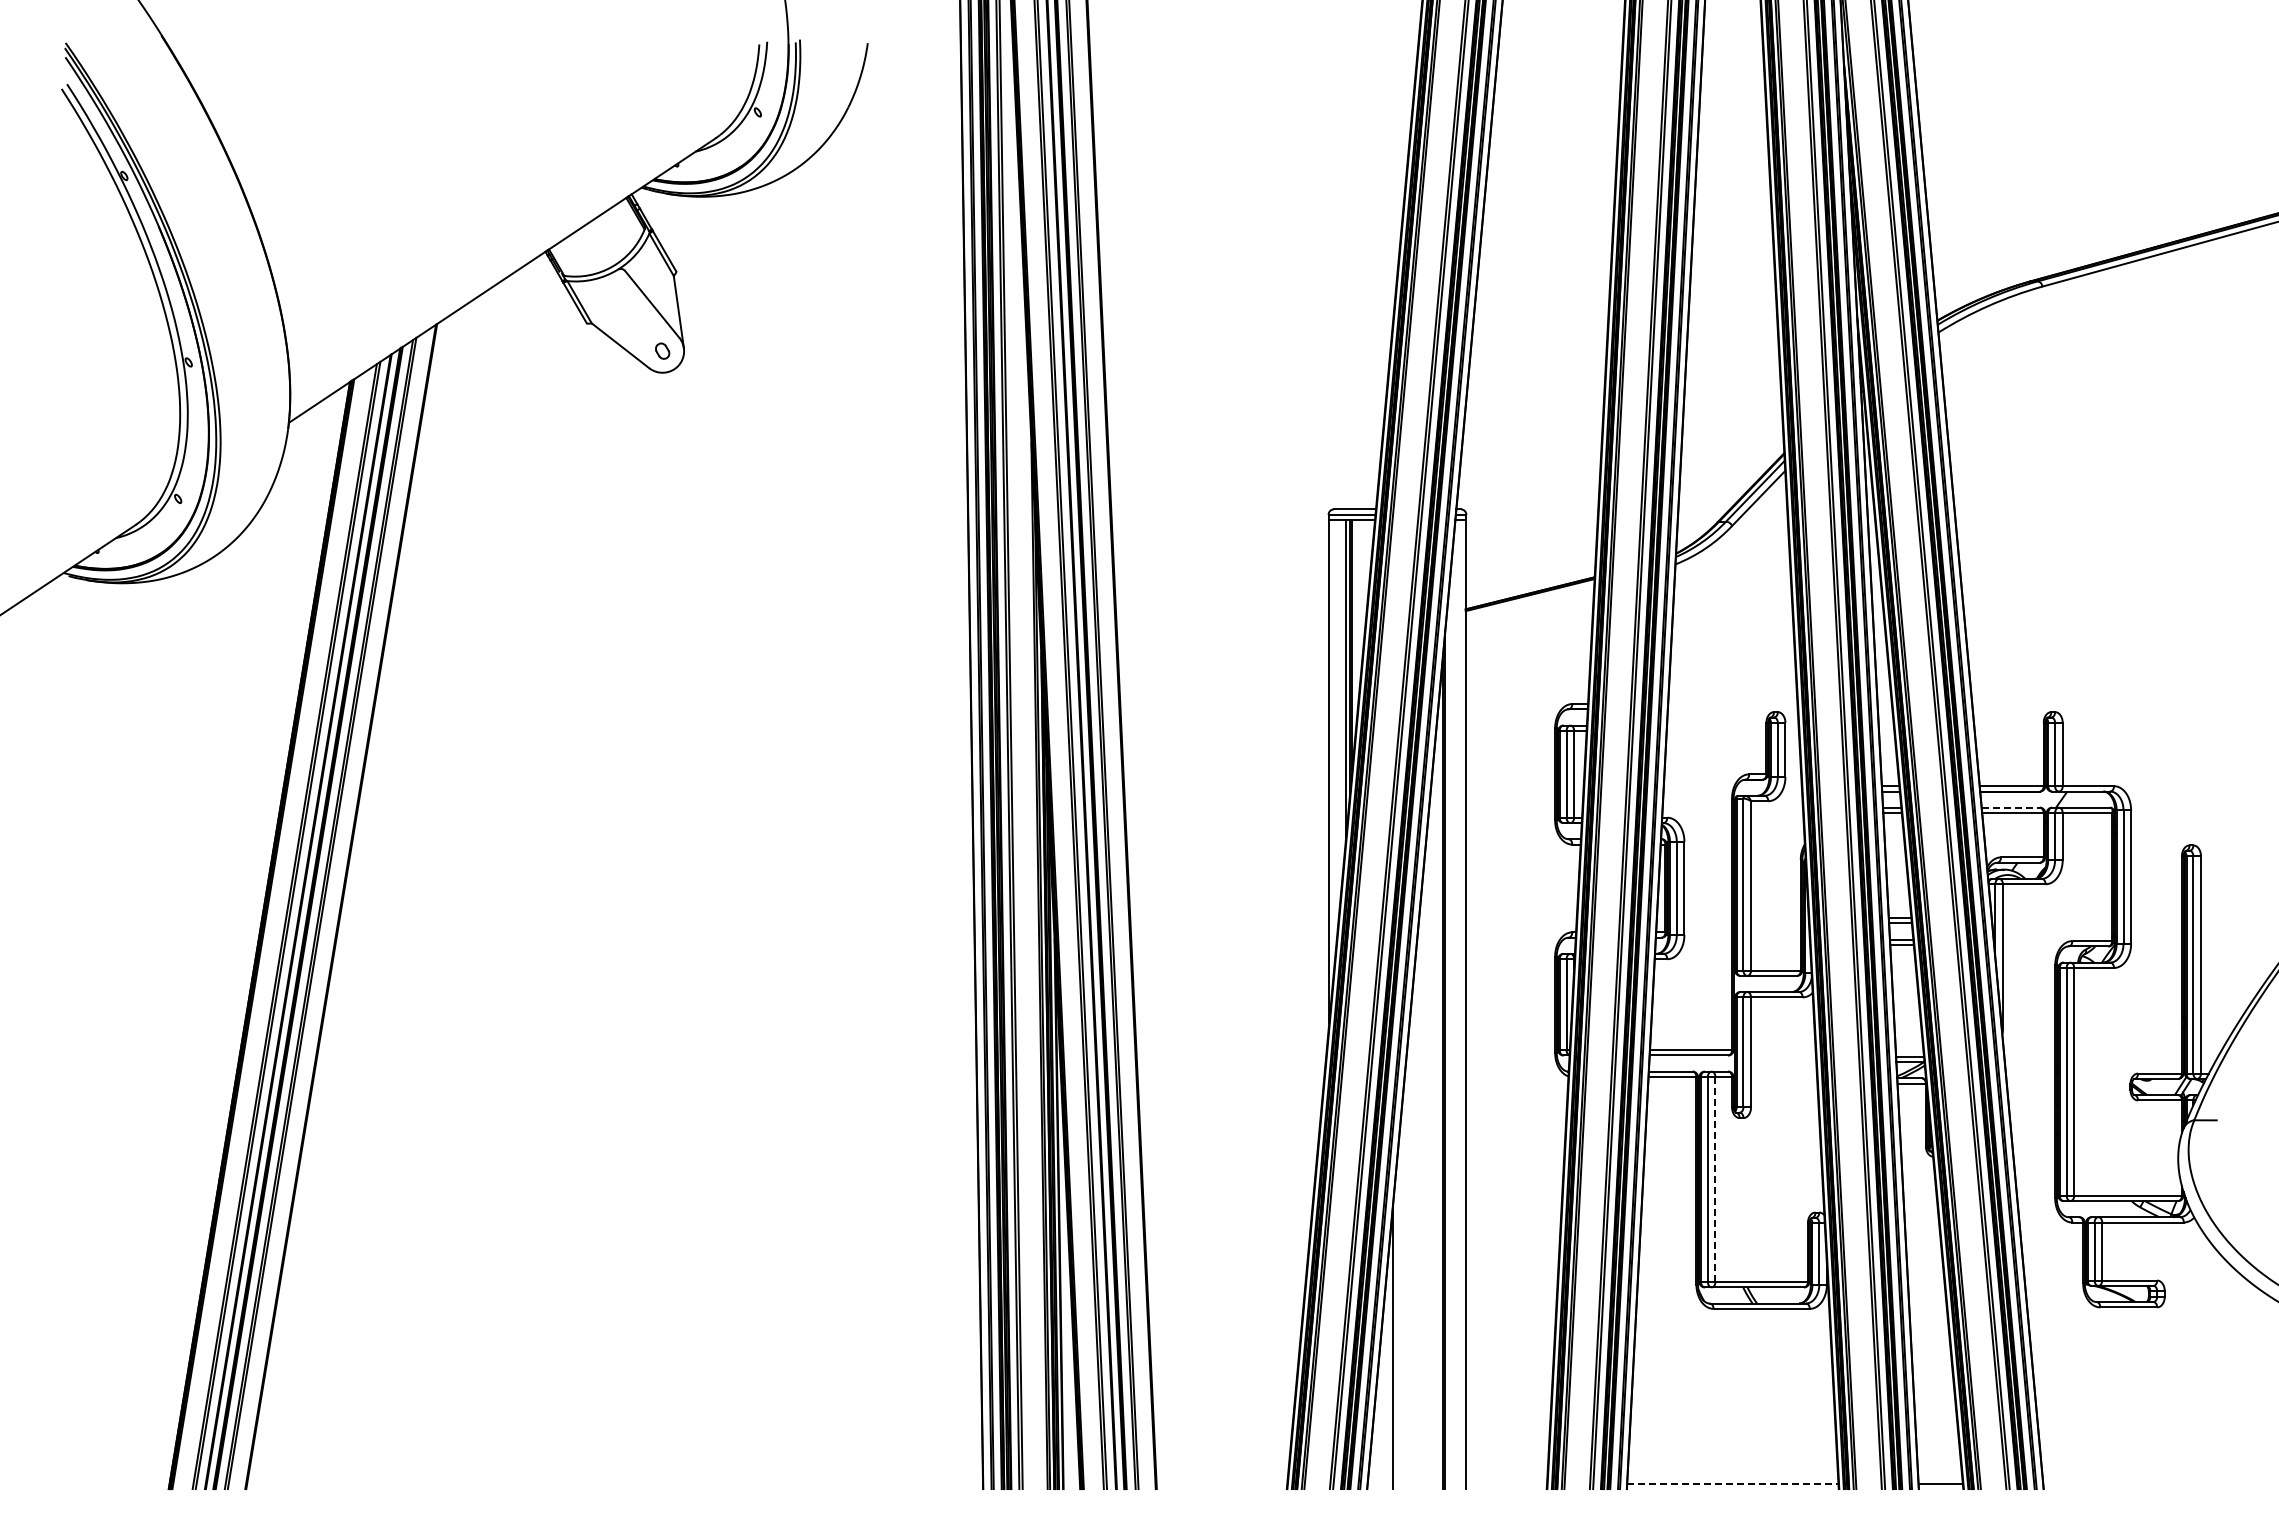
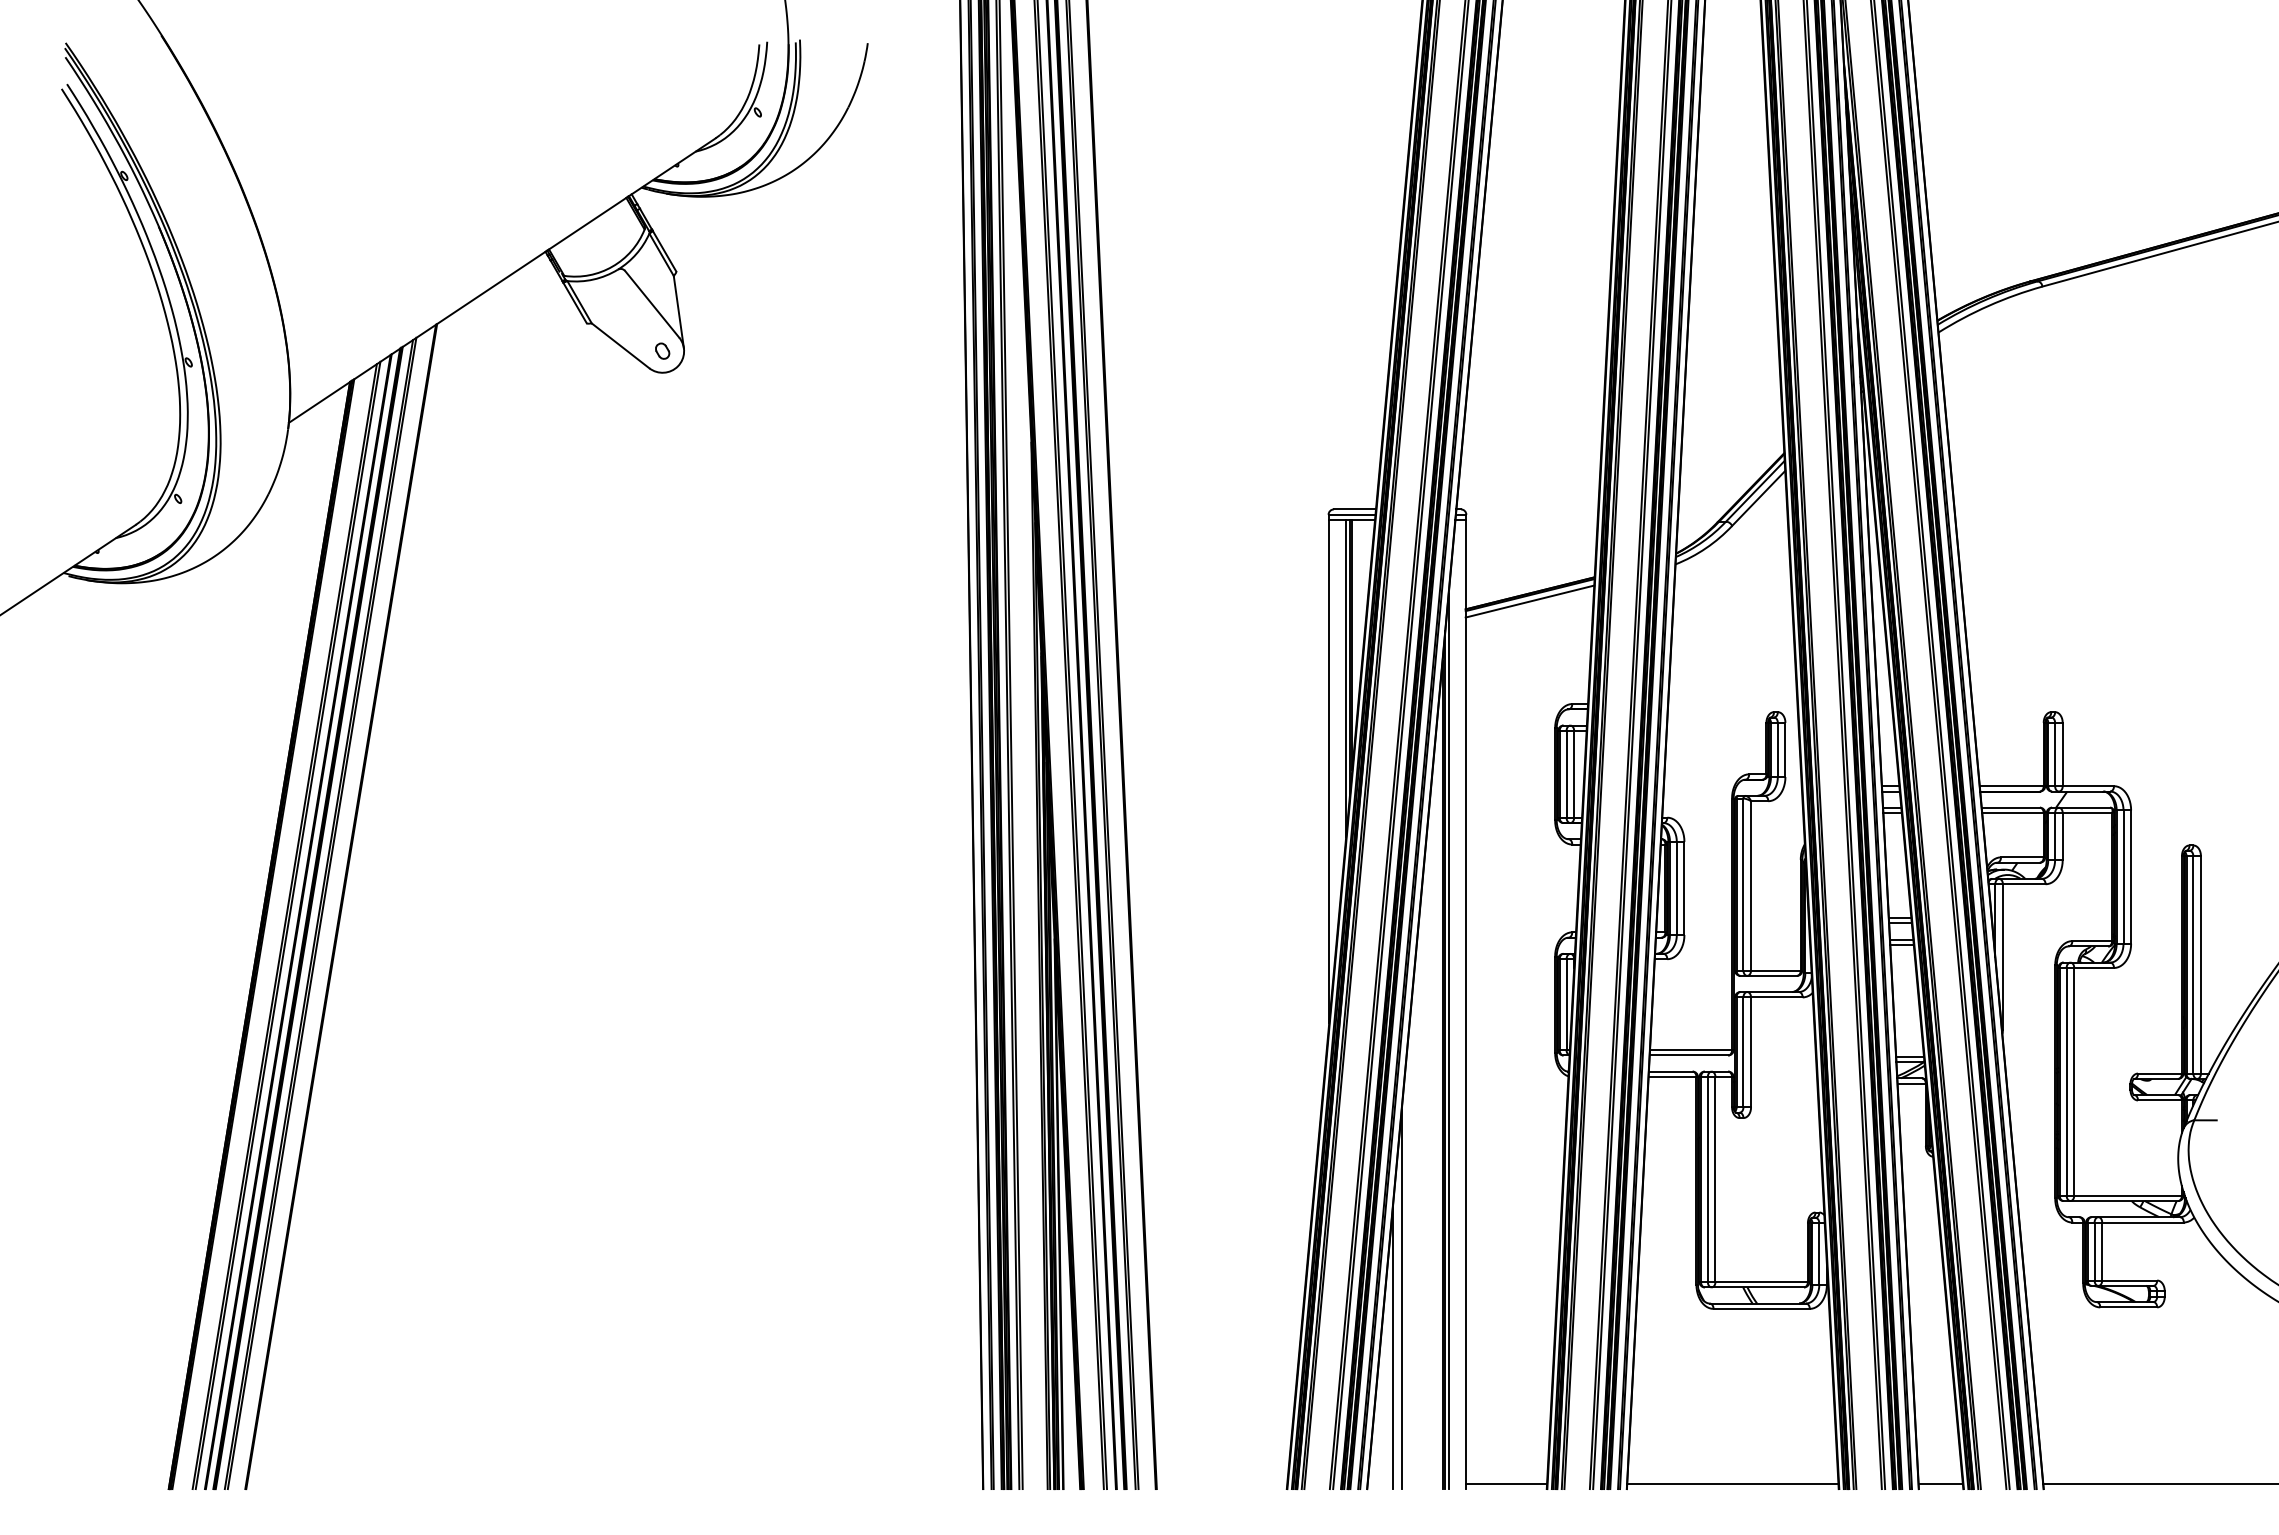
line: none -> present (1529, 601)
line: dashed -> solid (2011, 807)
line: none -> present (1448, 1041)
line: dashed -> solid (1715, 1180)
line: none -> present (1401, 1299)
line: none -> present (1506, 1483)
line: dashed -> solid (1732, 1483)
line: none -> present (2159, 1483)
